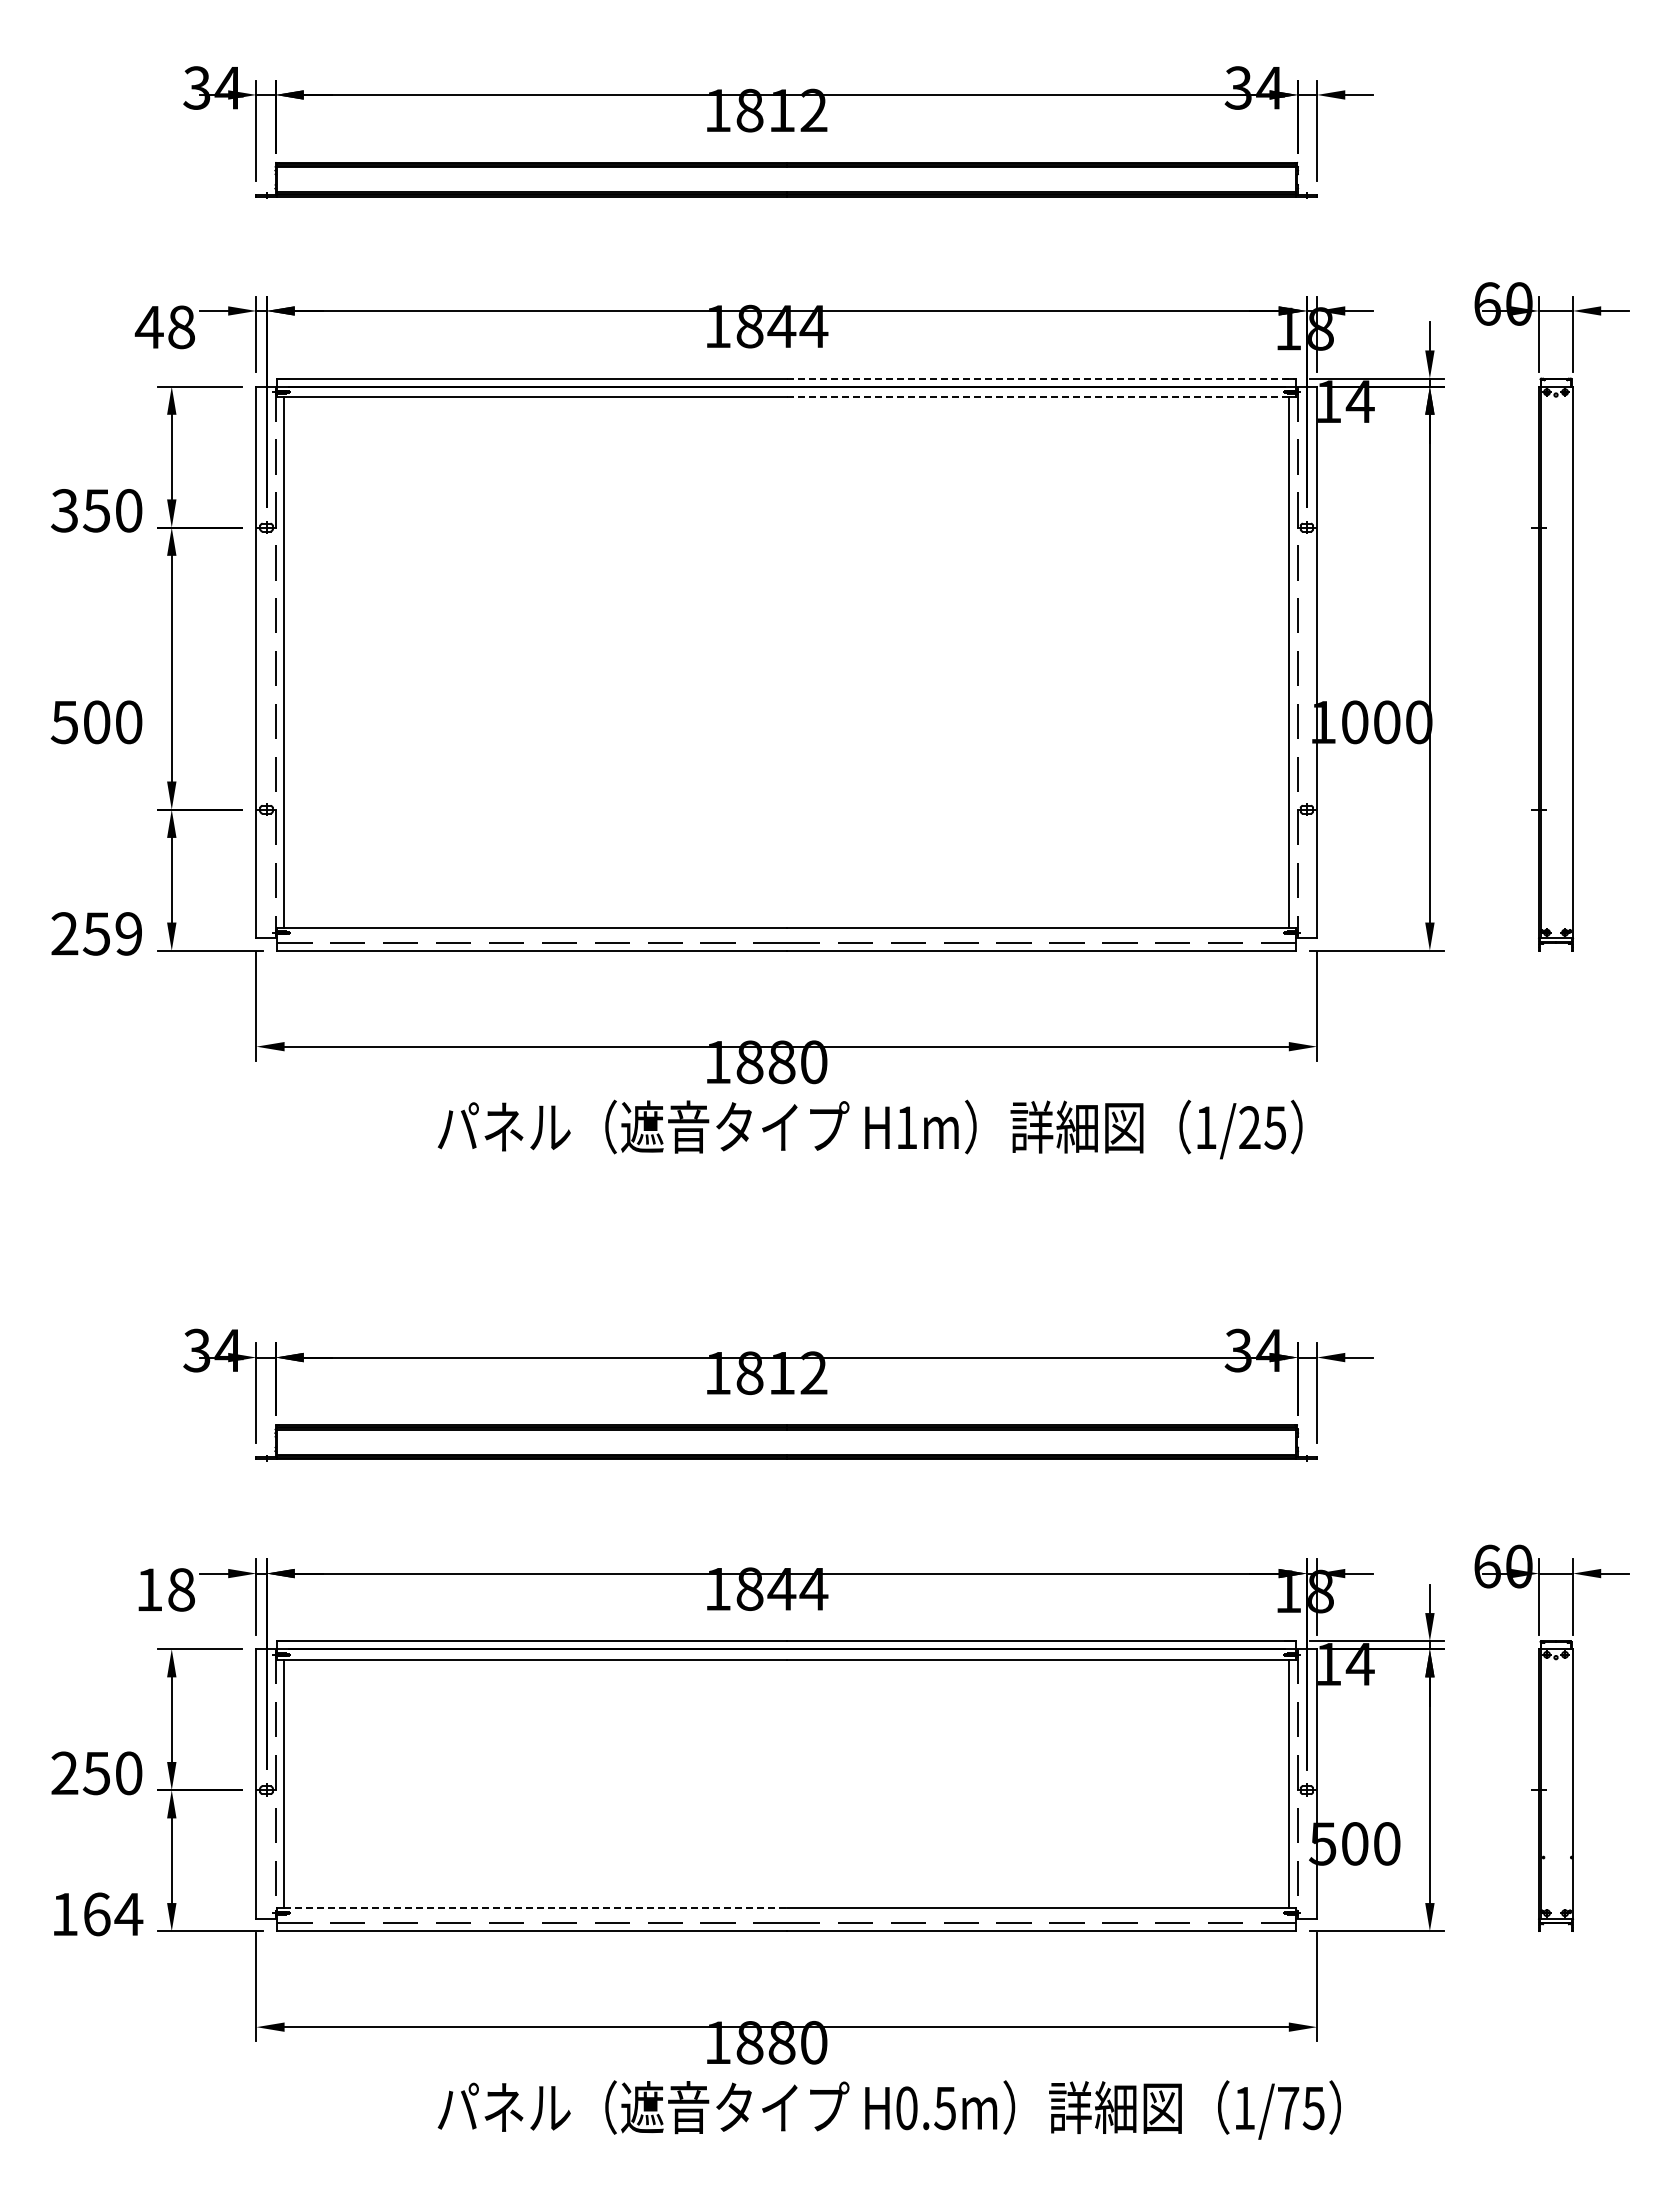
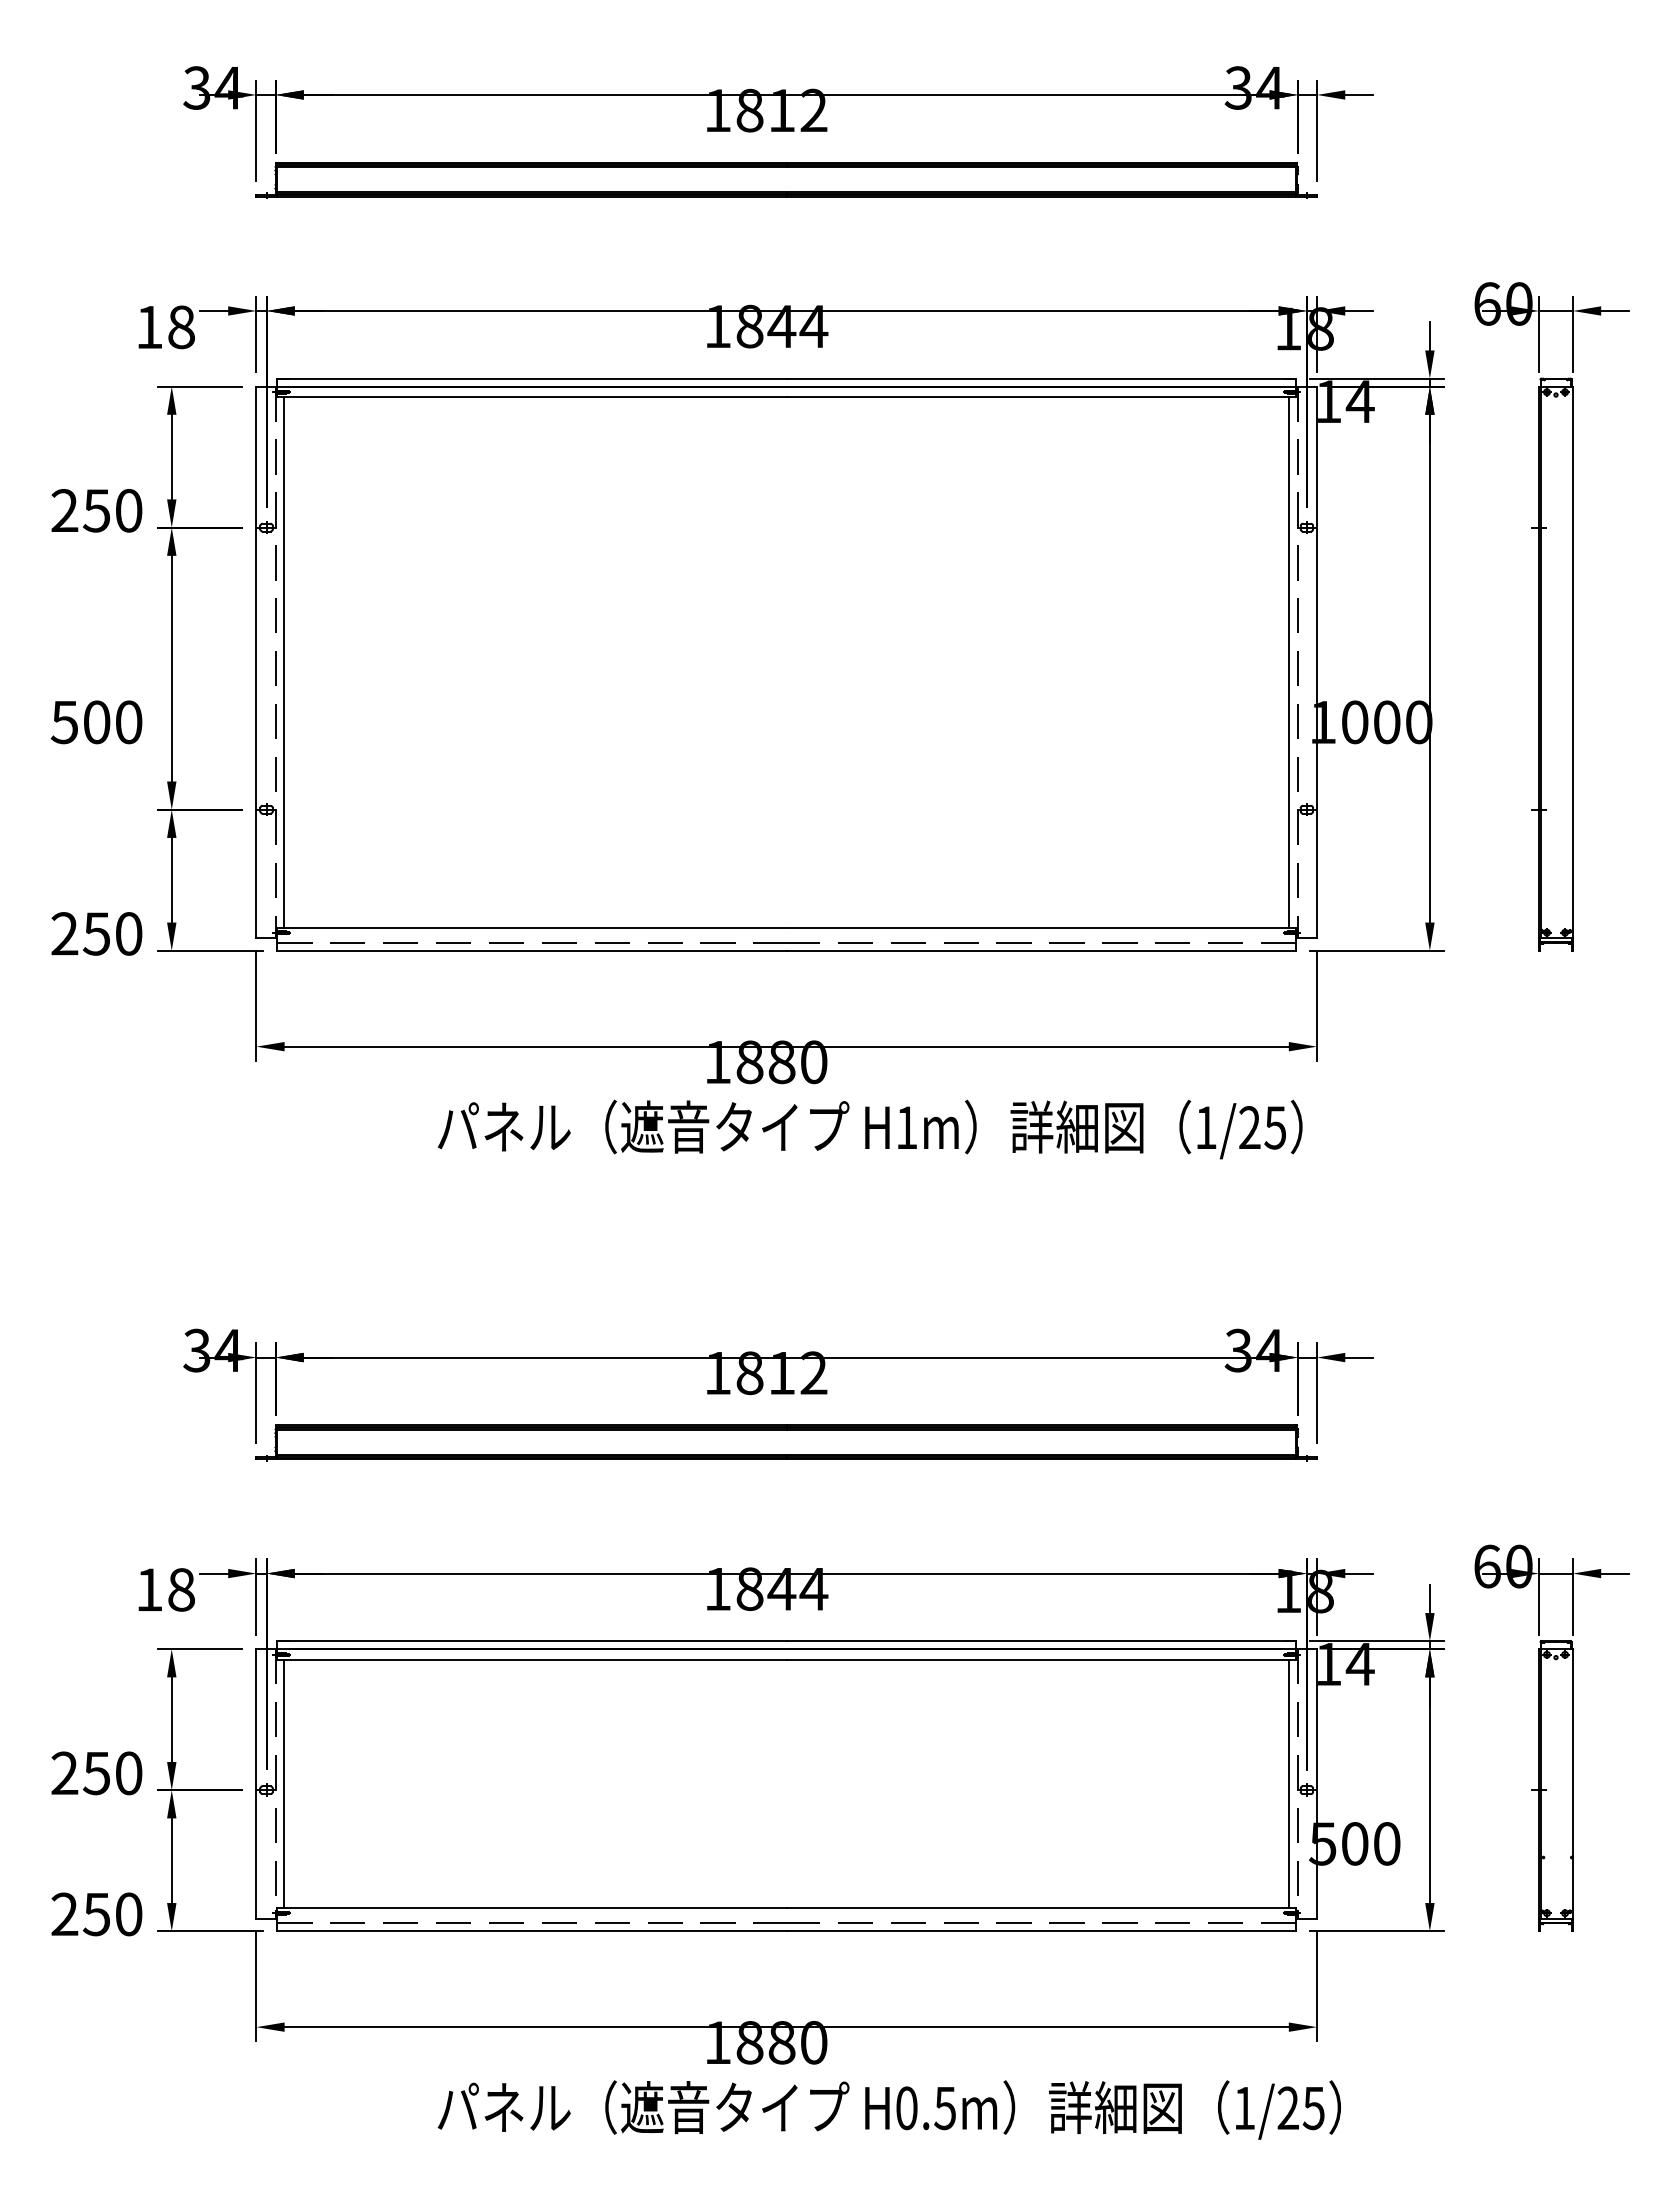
text: 48 -> 18 (148, 327)
line: dashed -> solid (1041, 378)
line: dashed -> solid (1037, 397)
text: 350 -> 250 (64, 510)
text: 259 -> 250 (128, 933)
line: dashed -> solid (535, 1908)
text: 164 -> 250 (97, 1914)
text: 1/75 -> 1/25 (1288, 2107)
